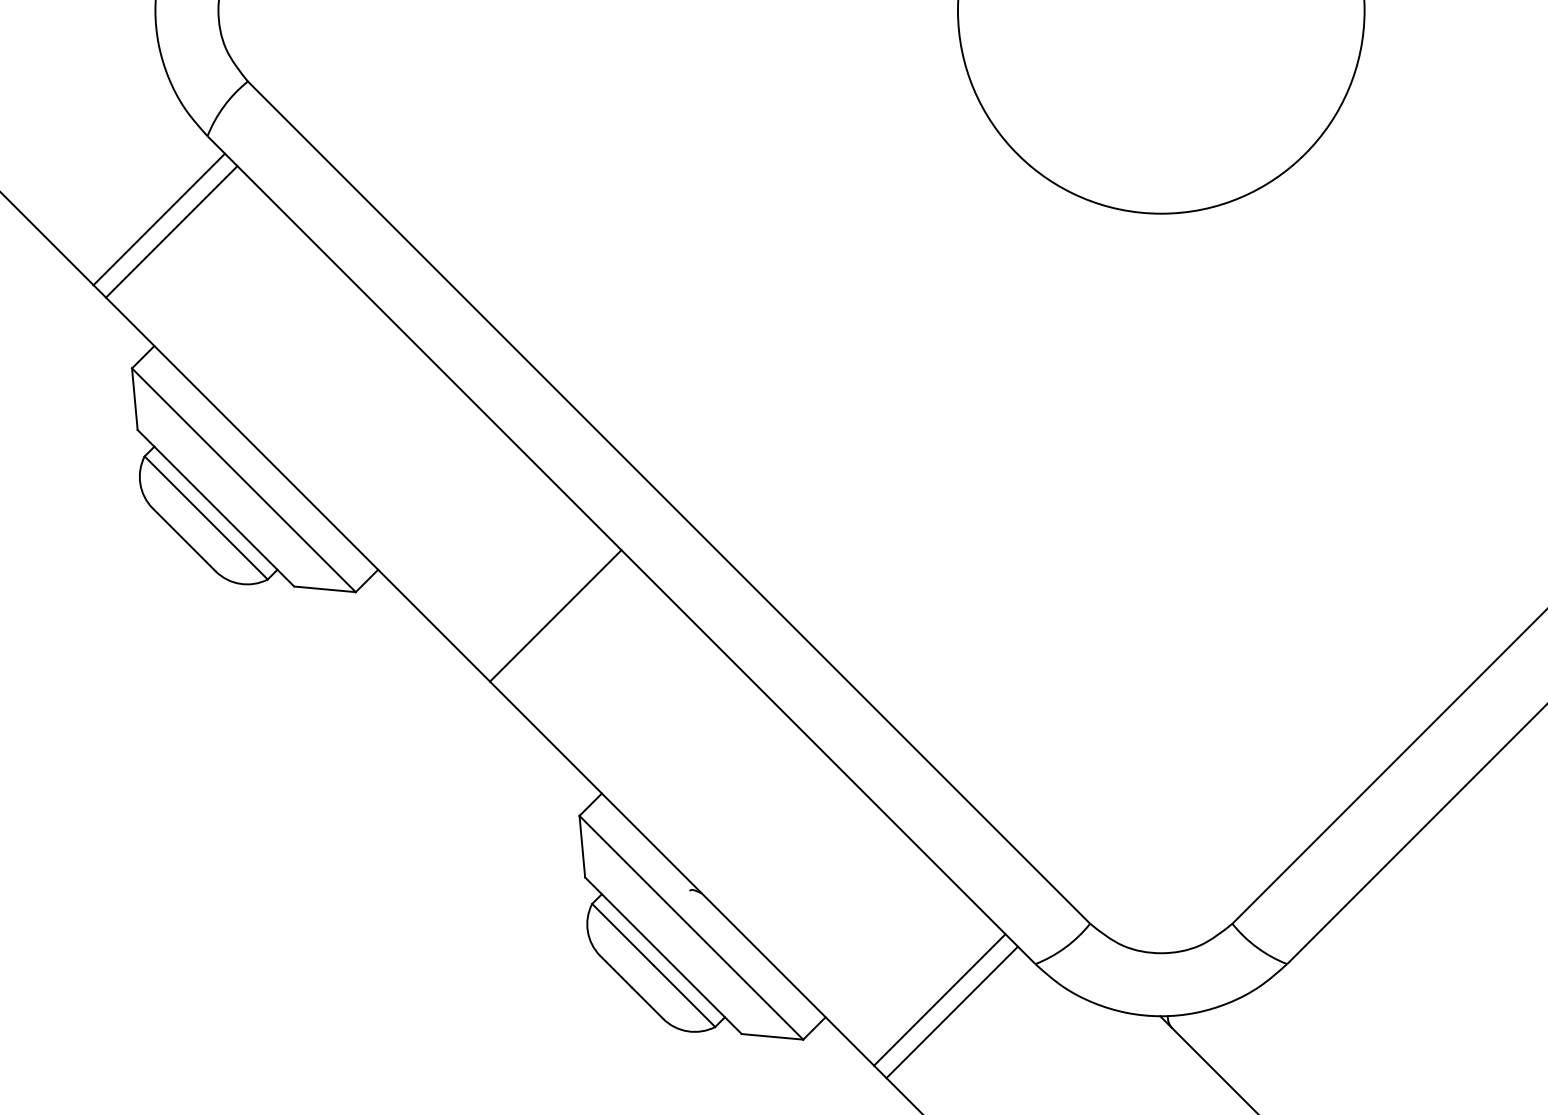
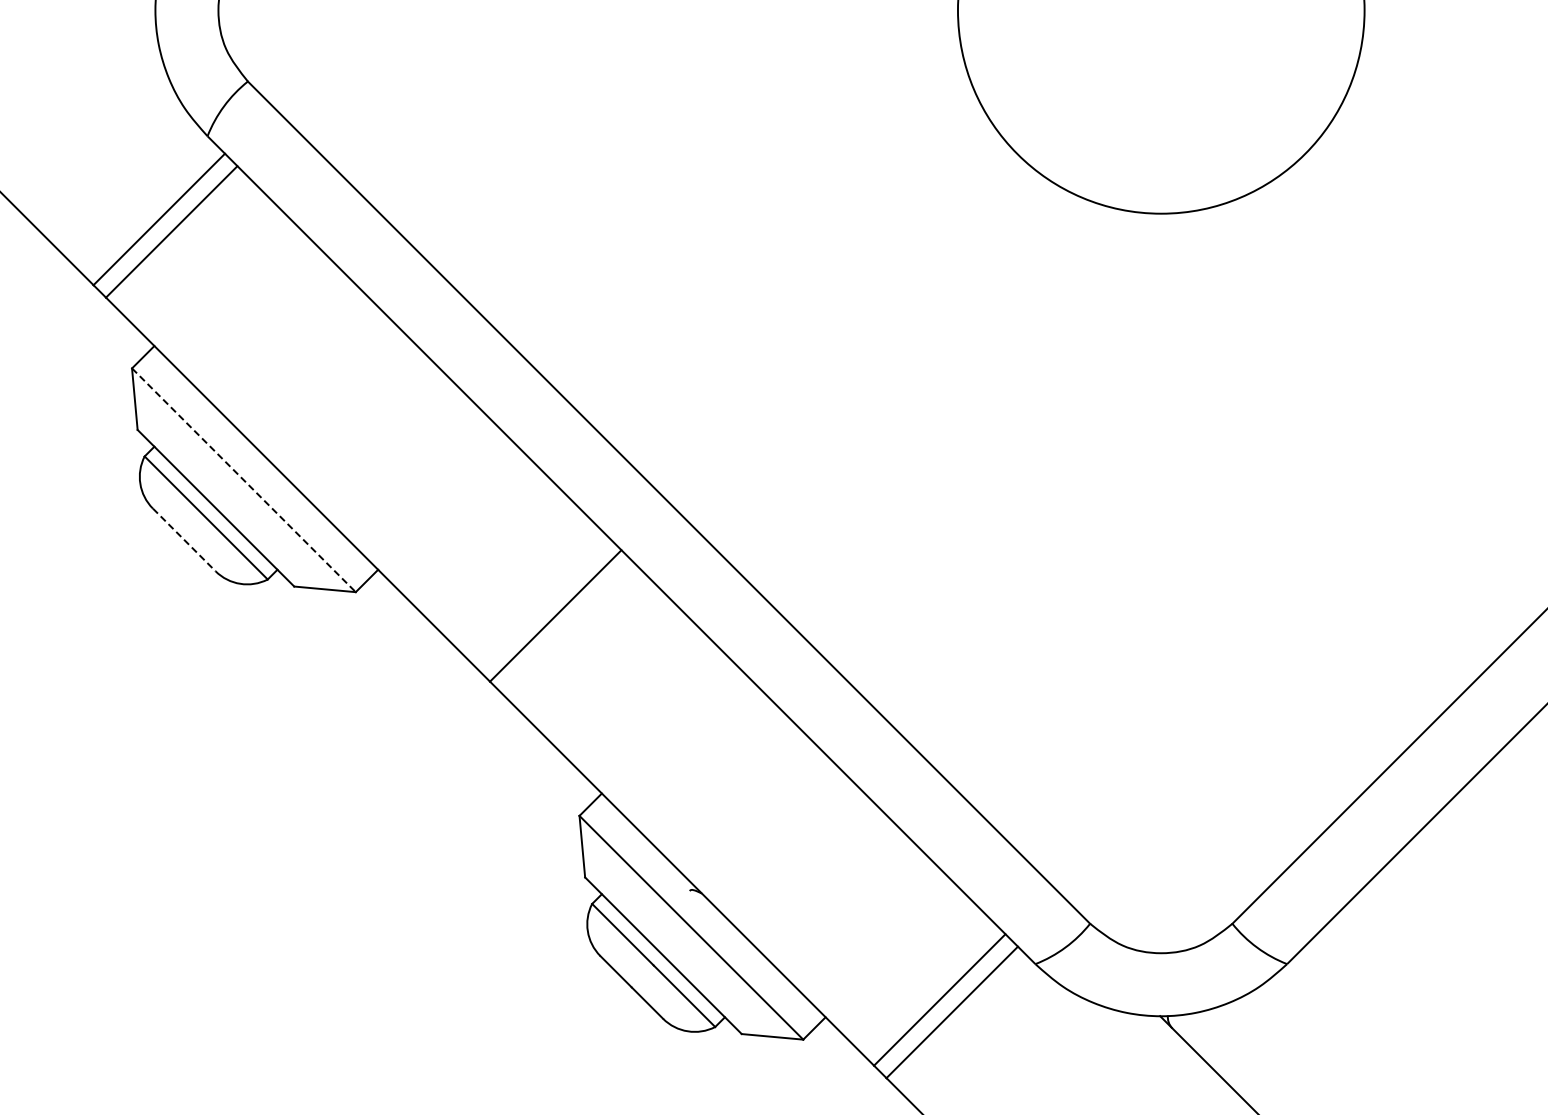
line: solid -> dashed (244, 480)
line: solid -> dashed (184, 540)
